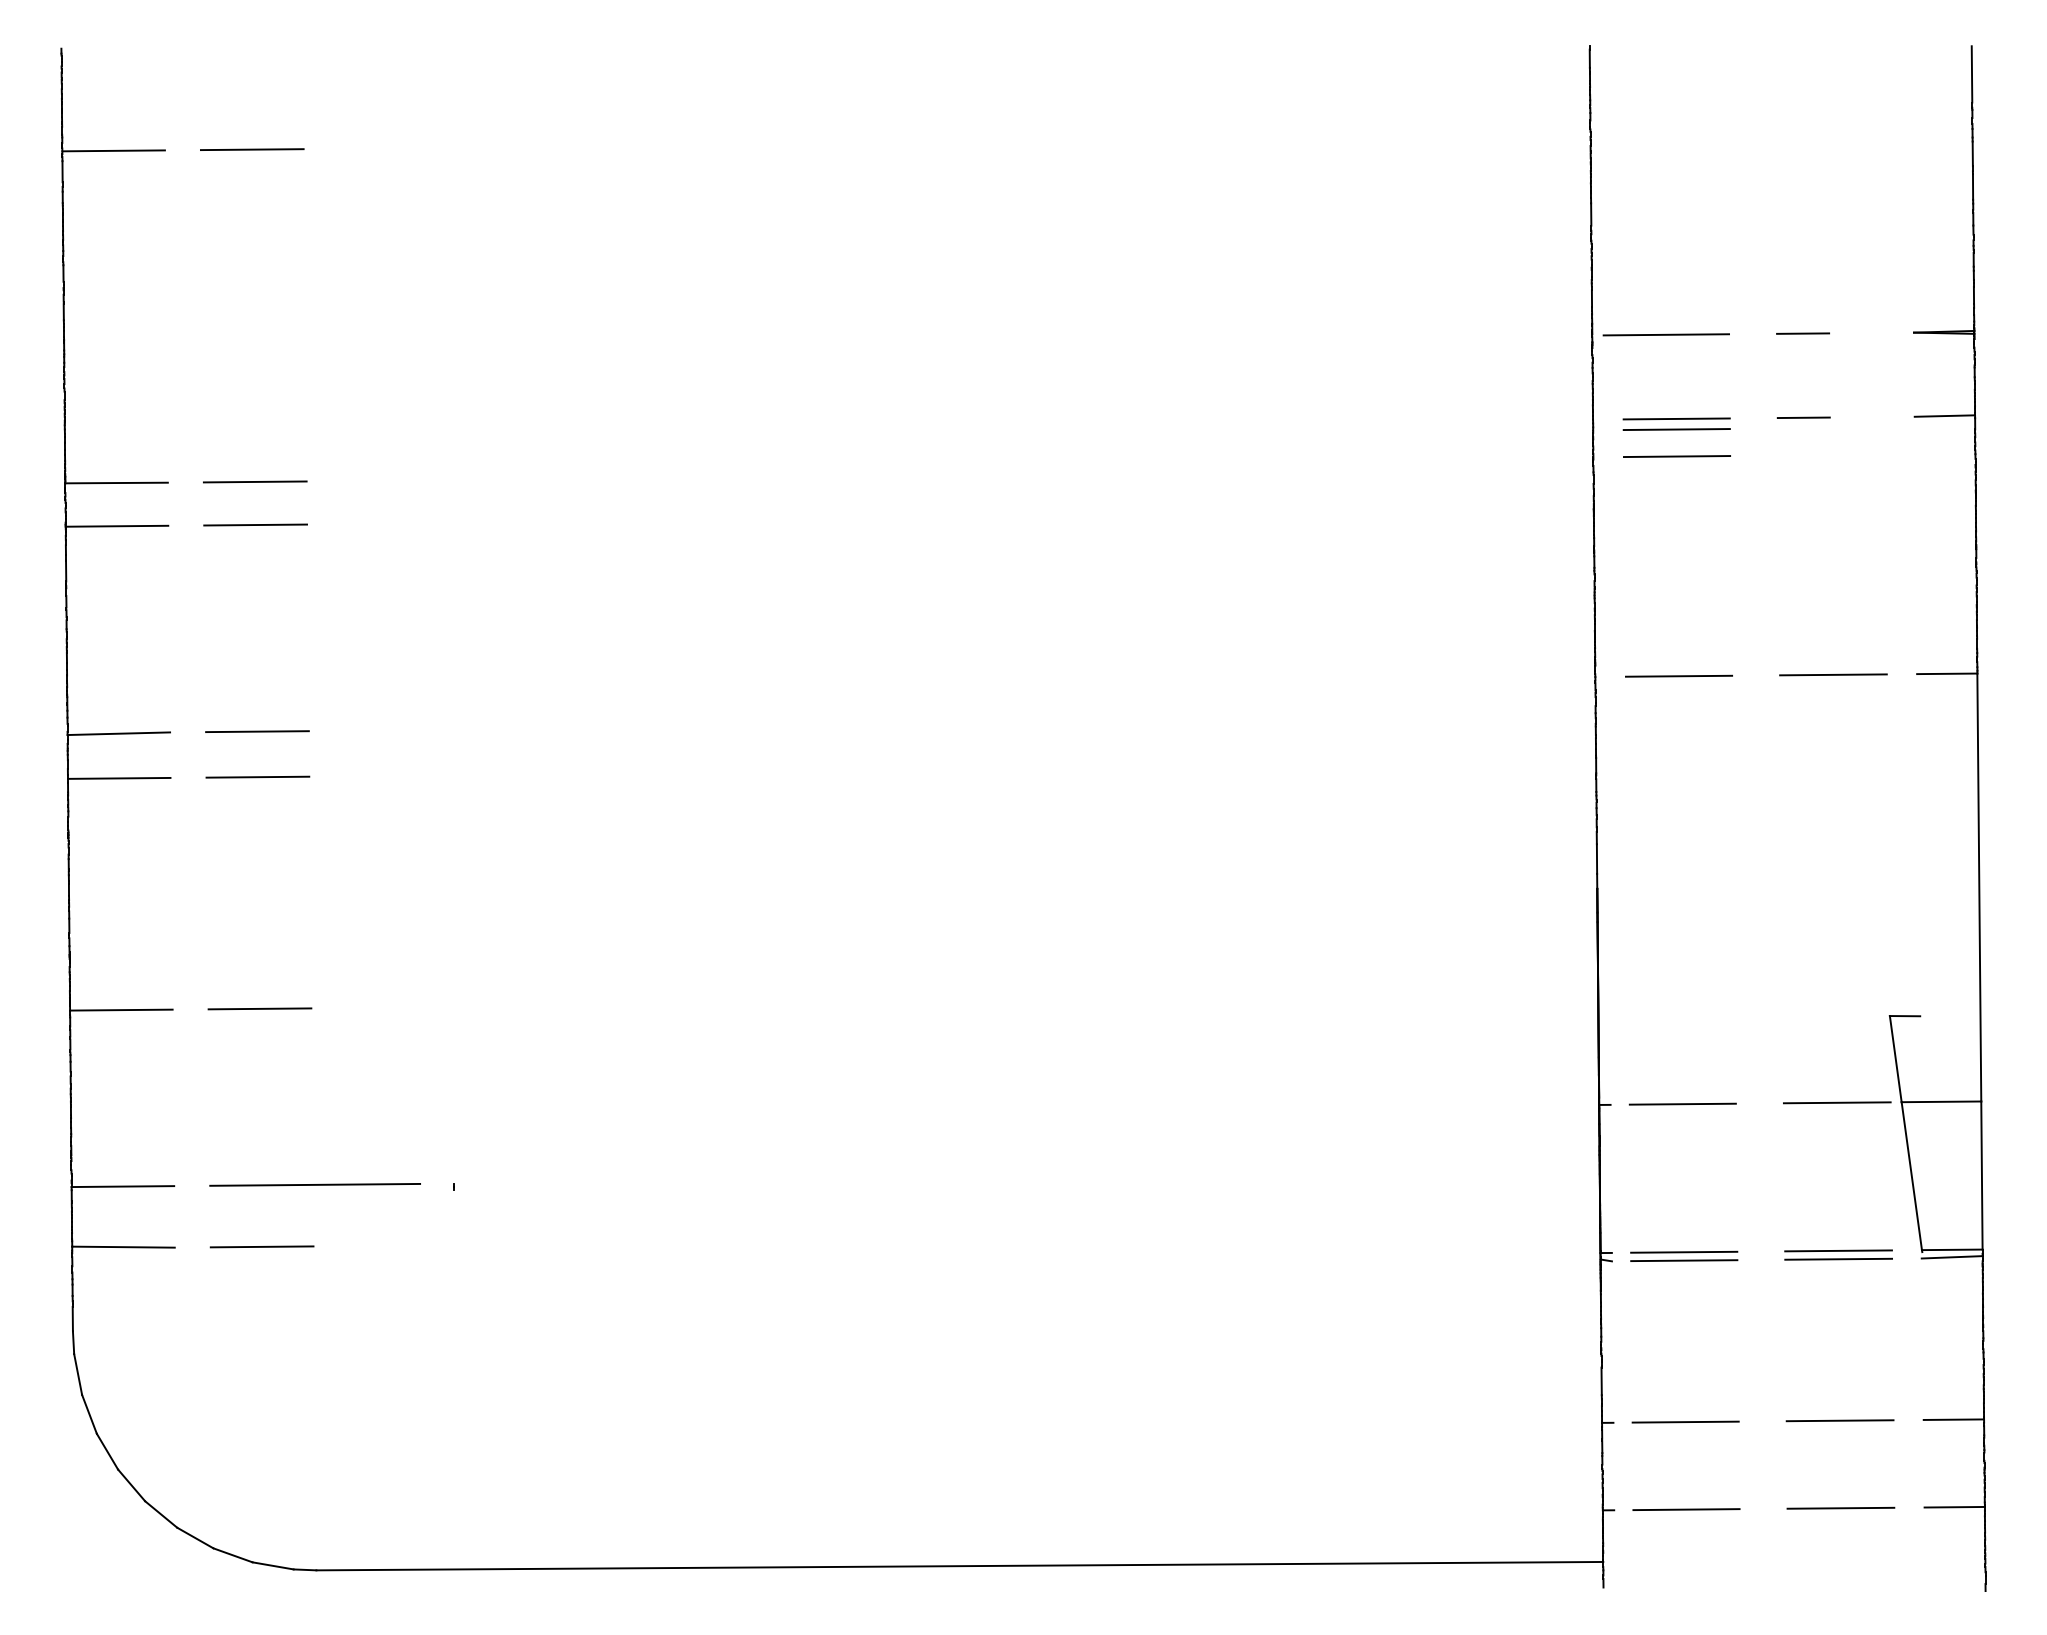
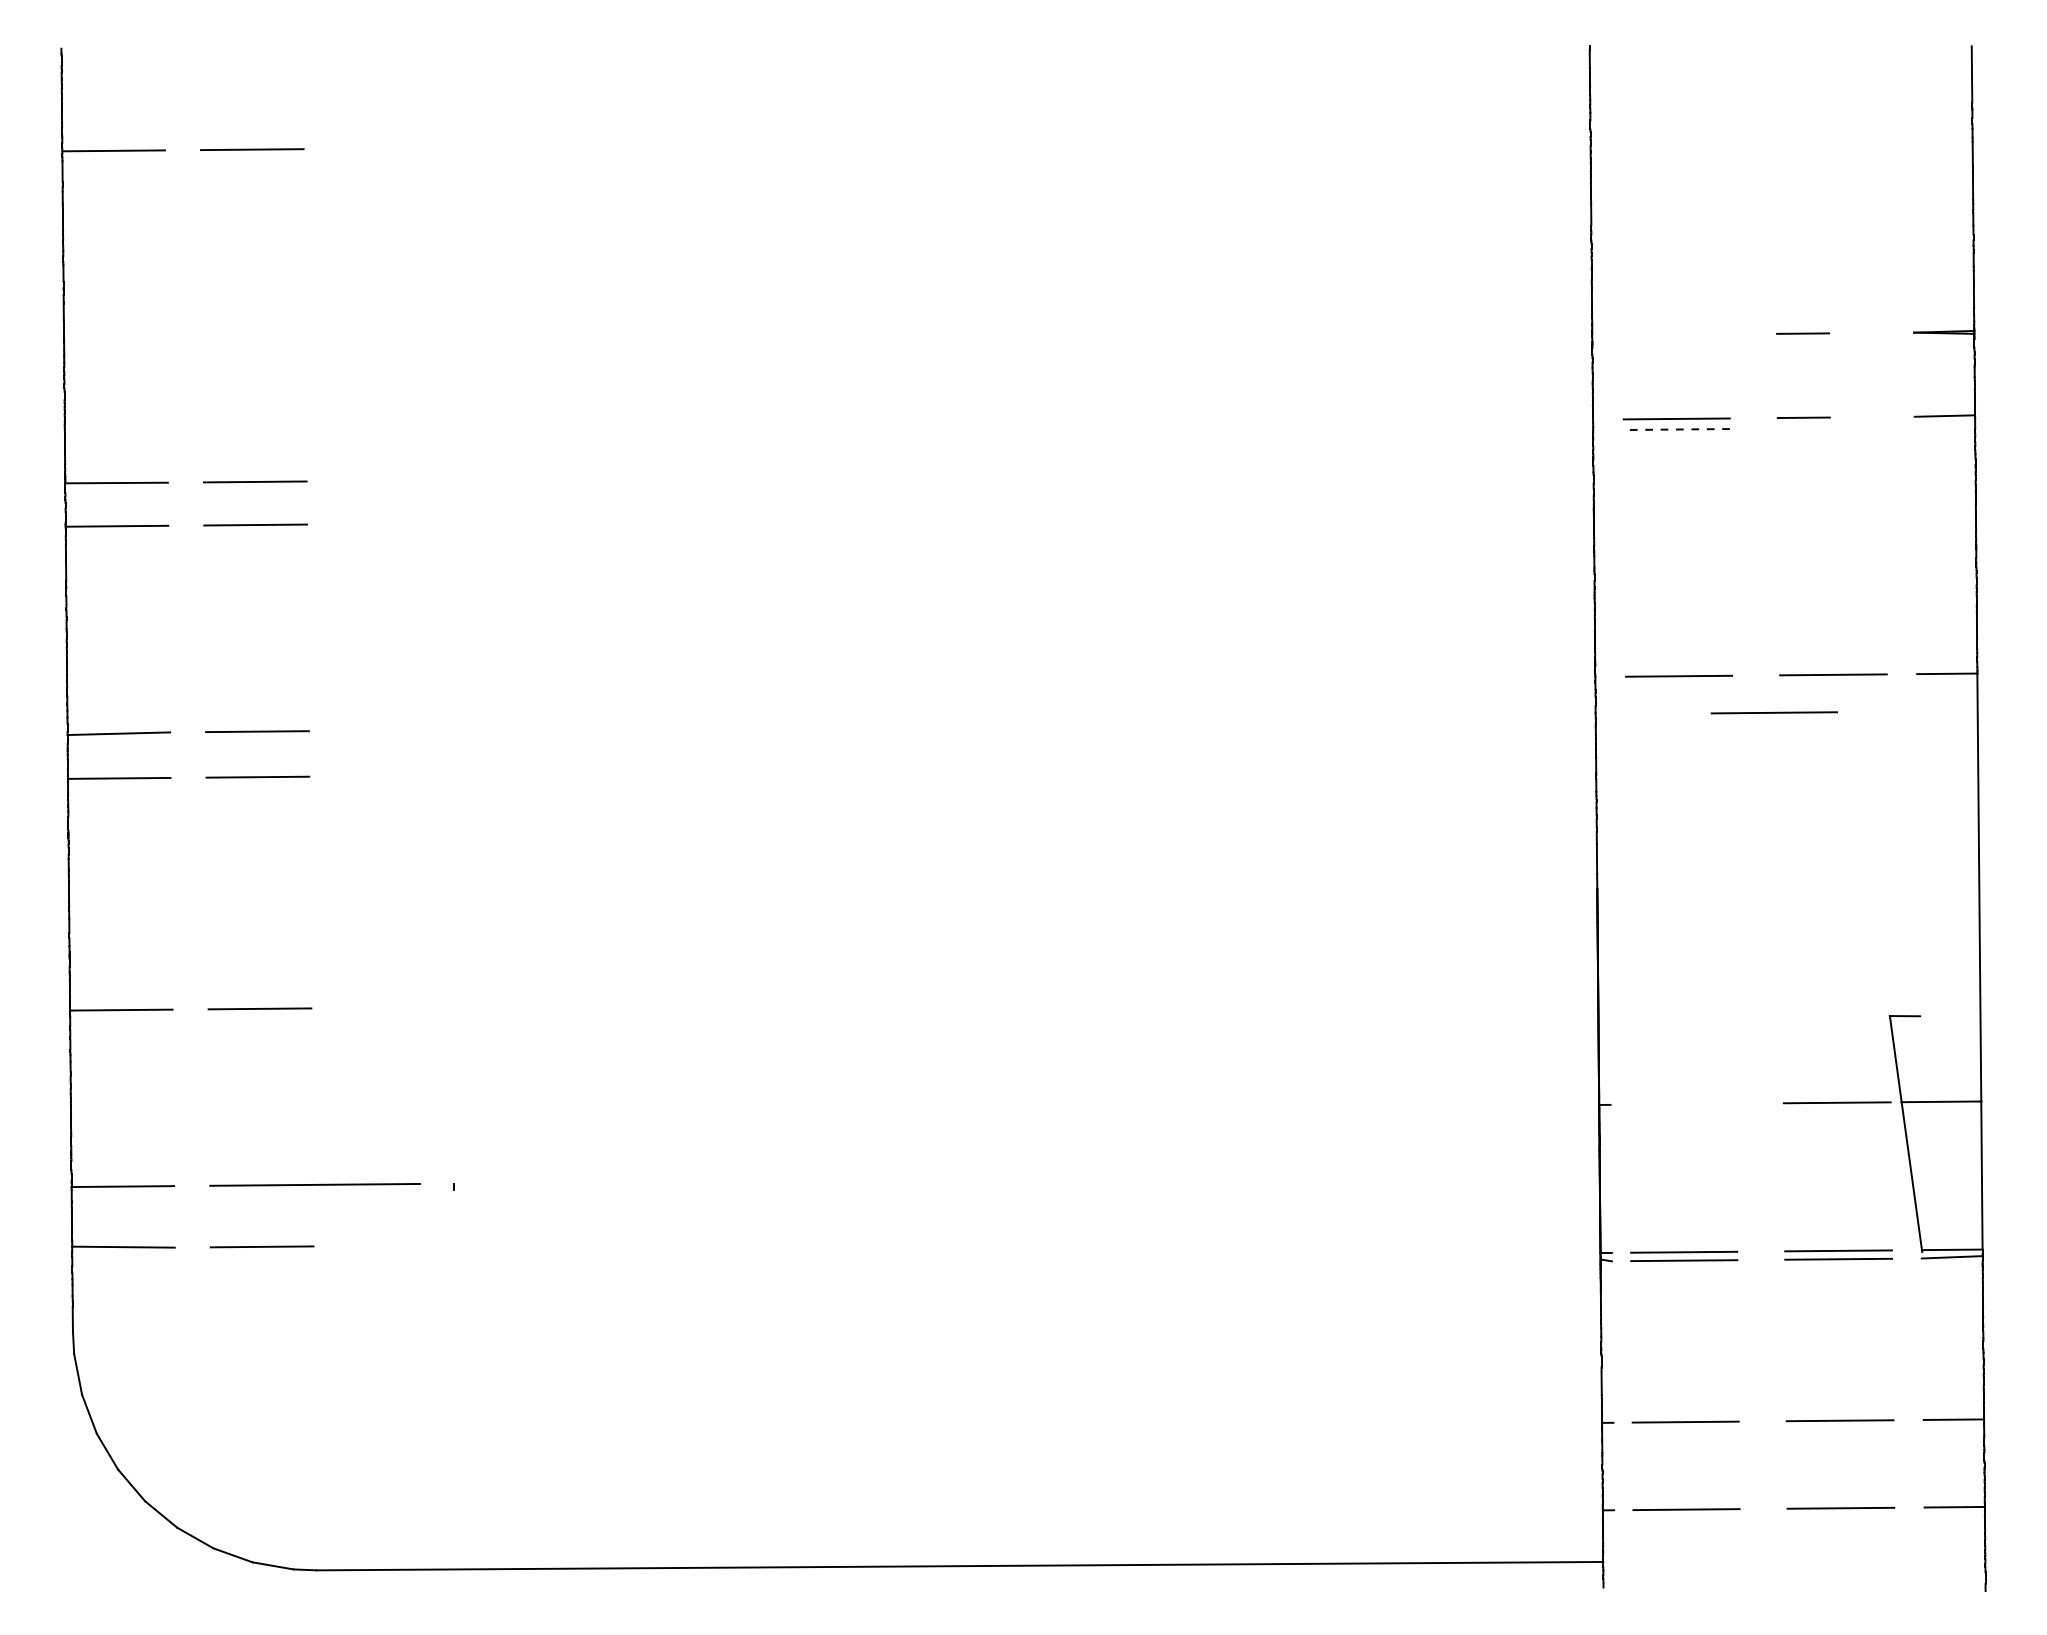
line position: (1665, 334) -> (1773, 712) (1773, 712)
line: solid -> dashed (1676, 429)
line: present -> none (1676, 456)
line: present -> none (1682, 1103)
